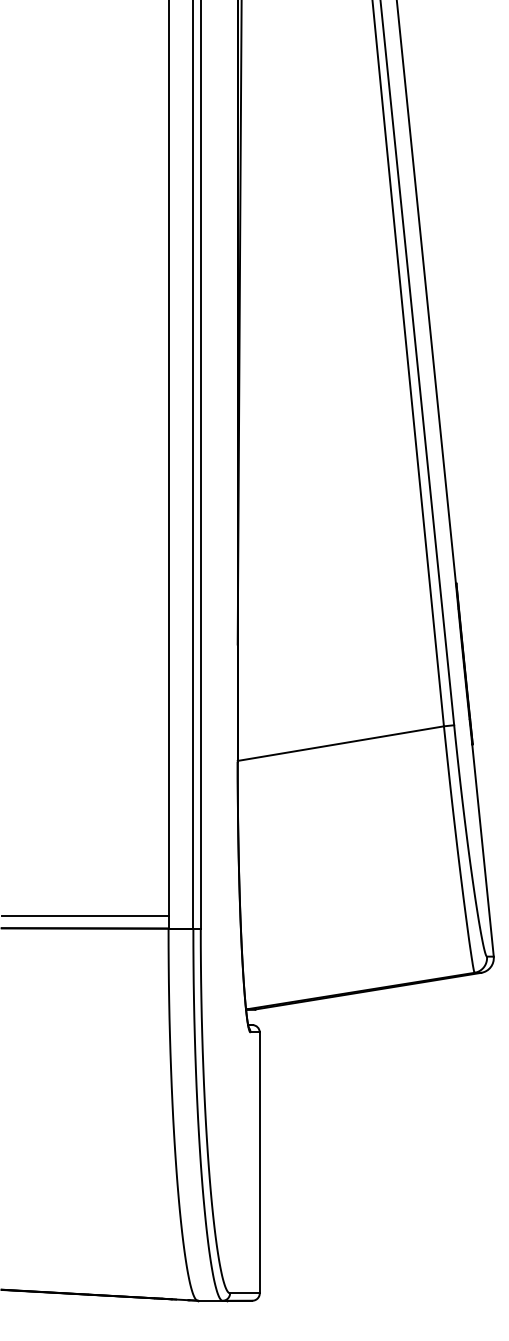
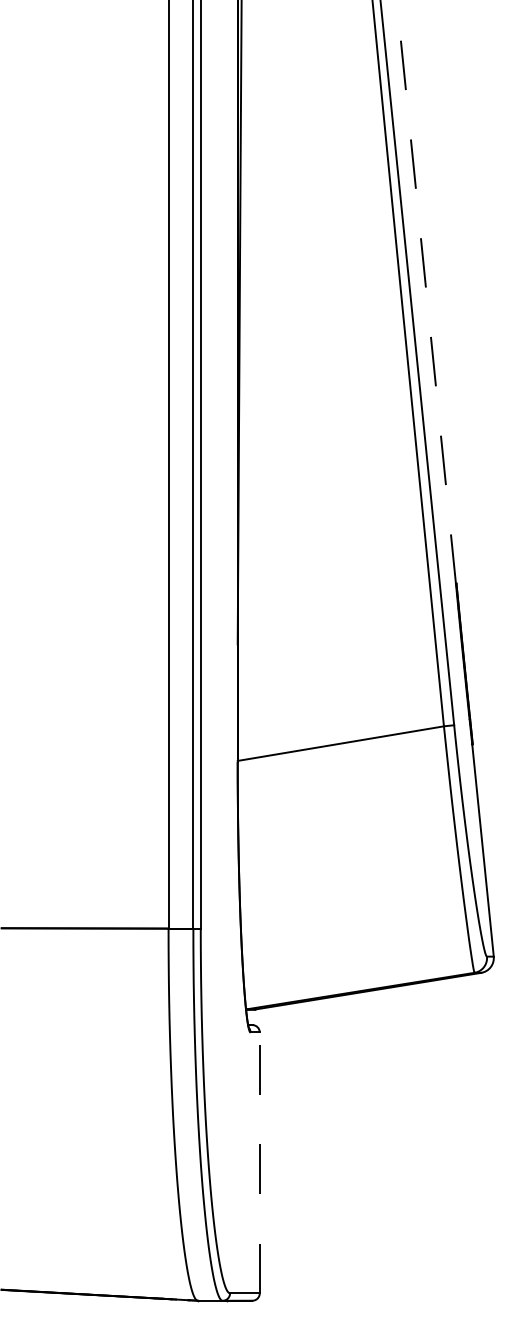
line: solid -> dashed (426, 292)
line: present -> none (85, 916)
line: solid -> dashed (259, 1162)
